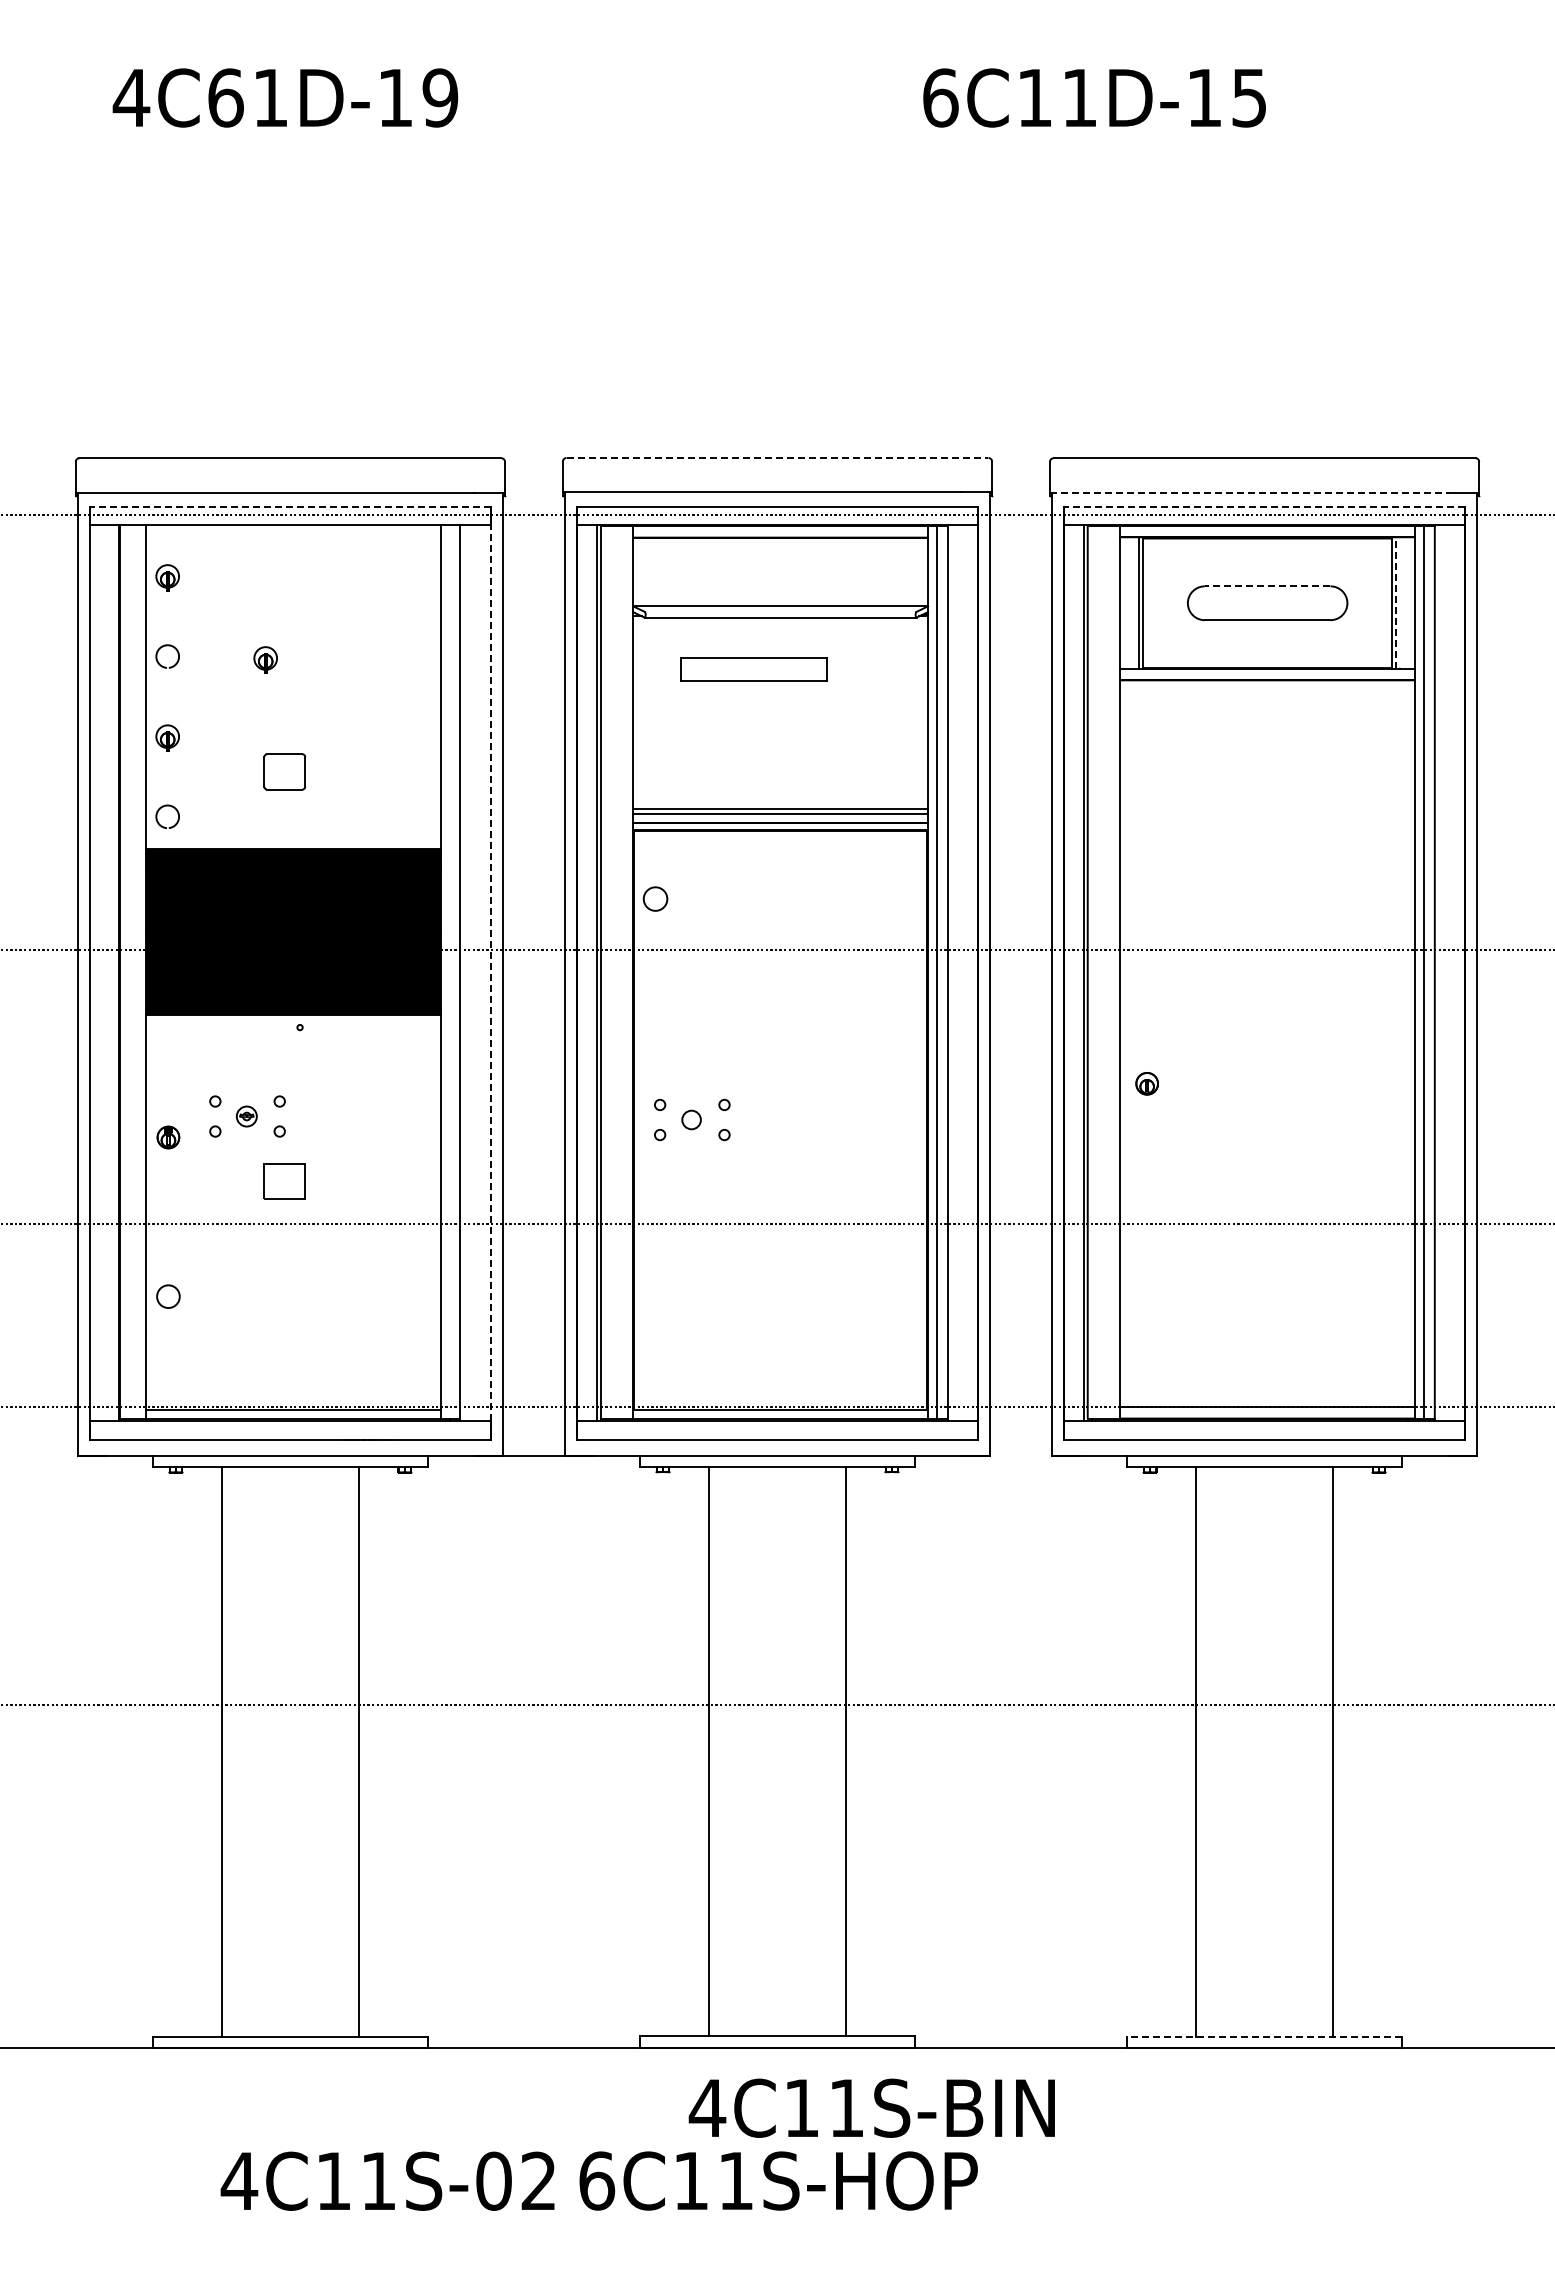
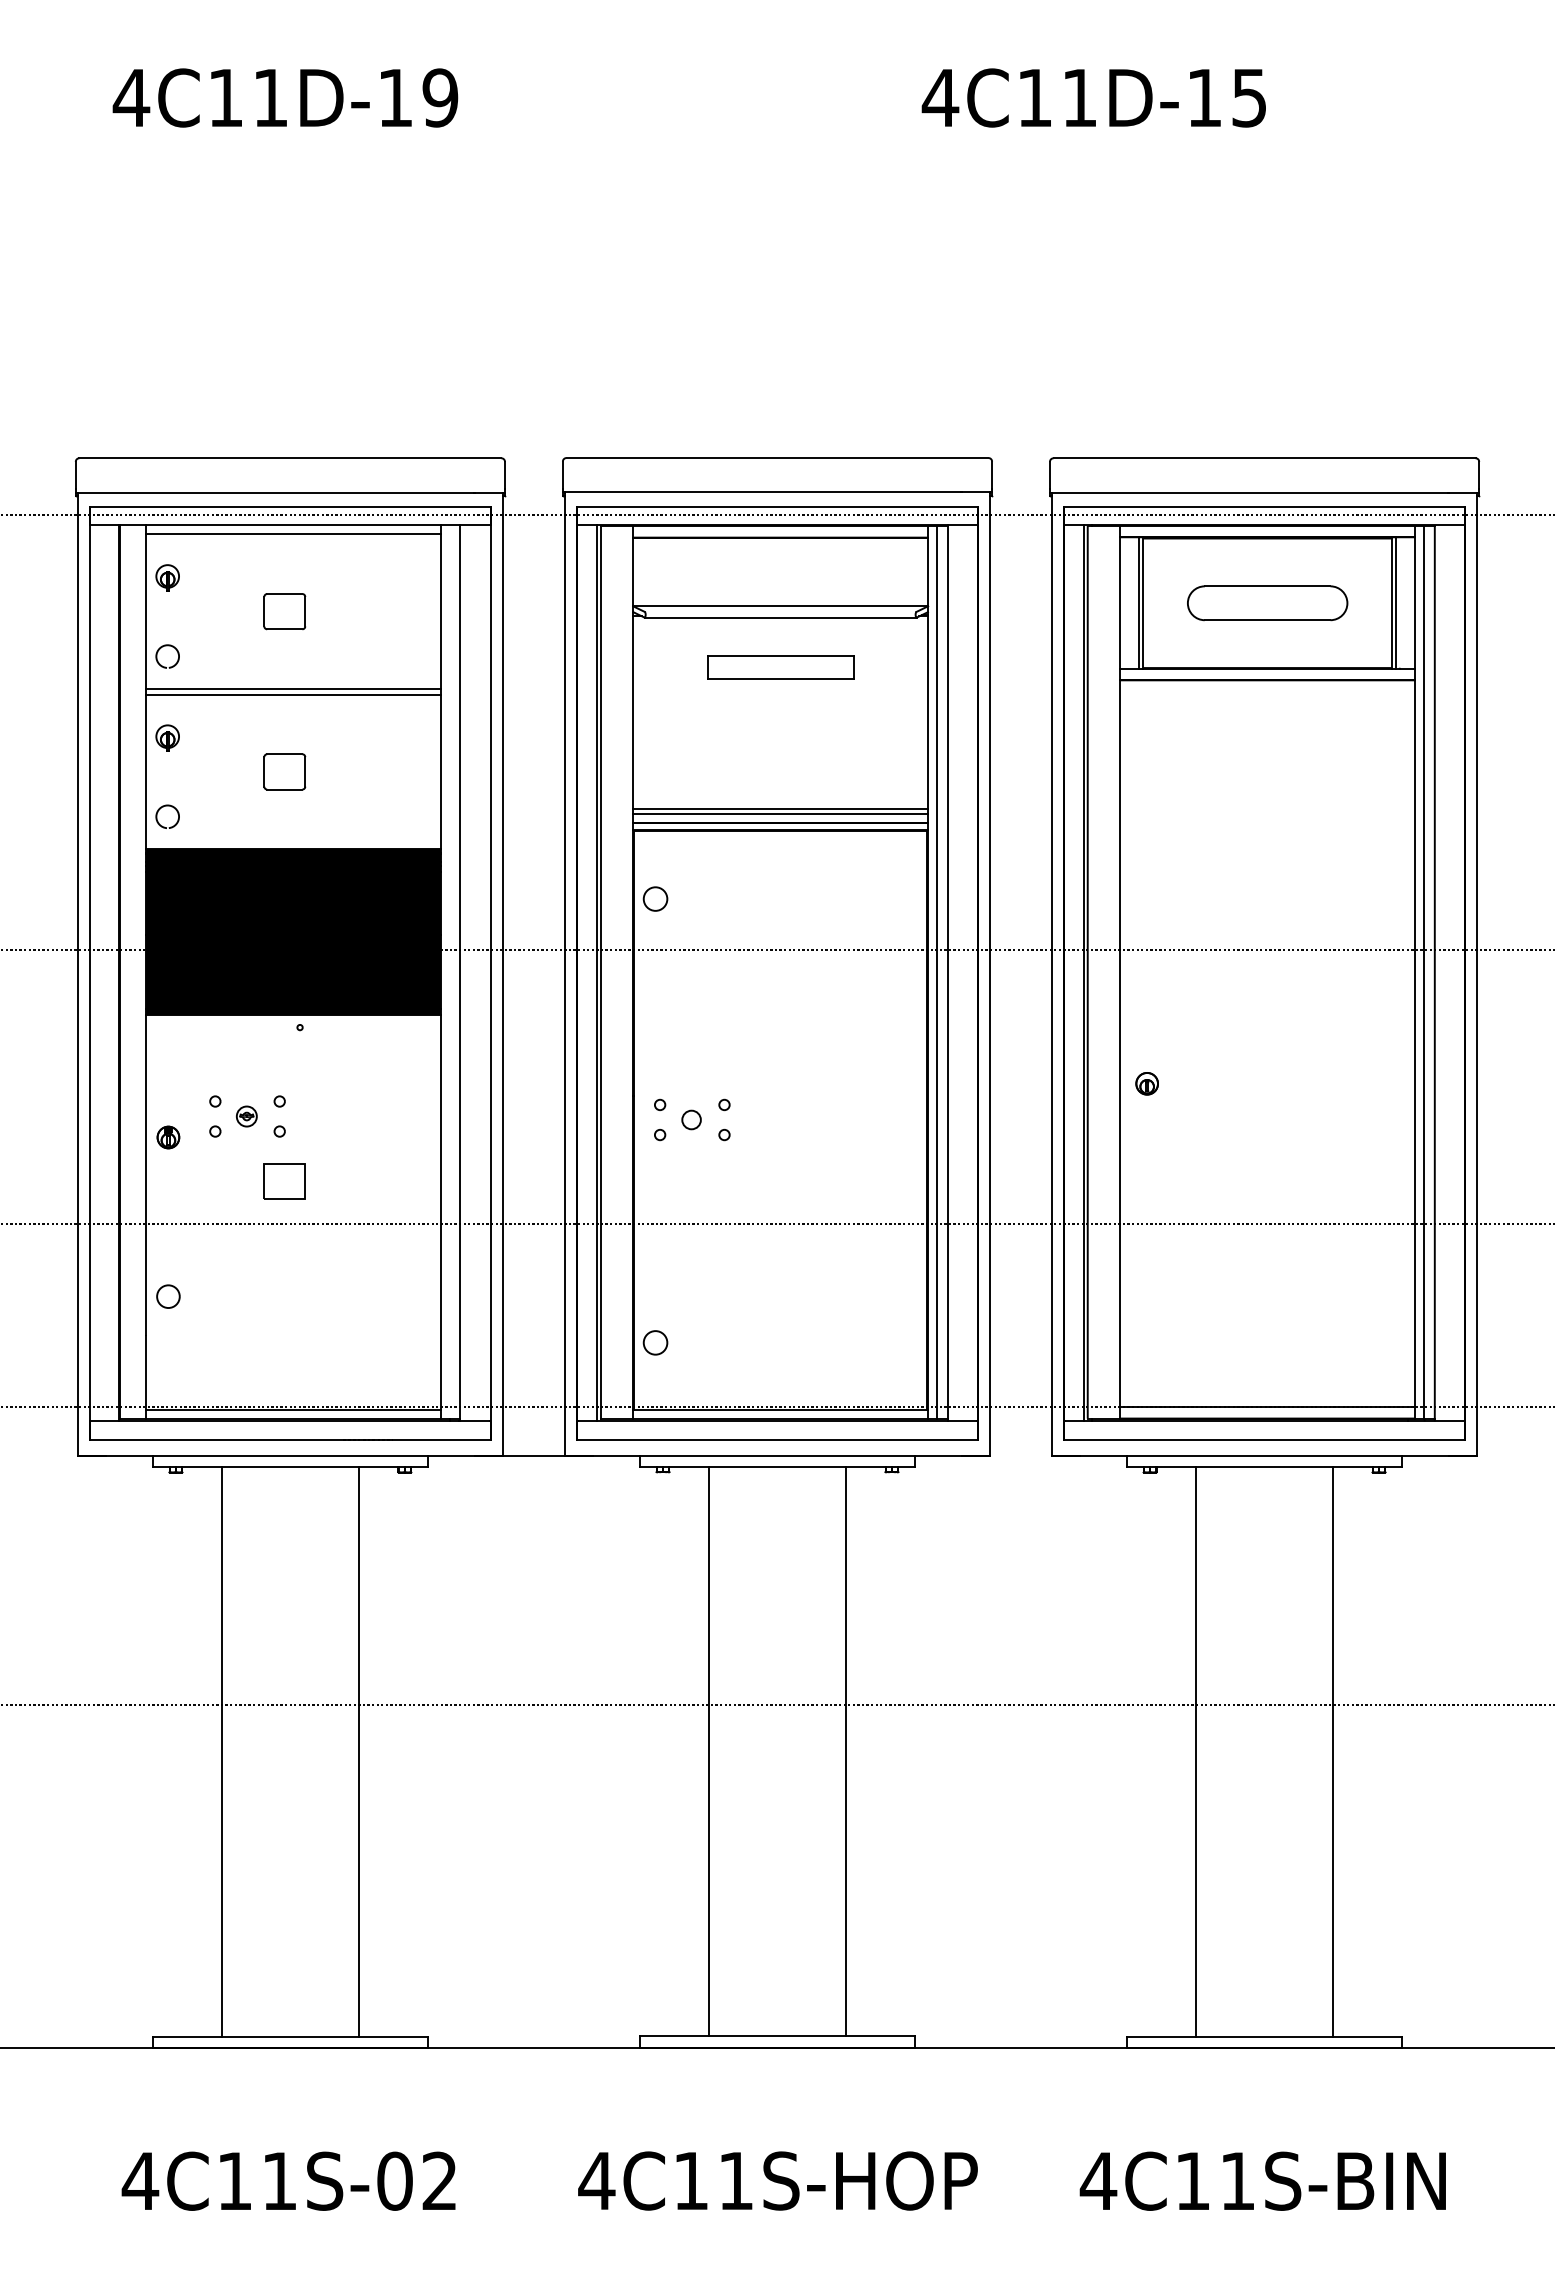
text: 4C61D-19 -> 4C11D-19 (225, 97)
text: 6C11D-15 -> 4C11D-15 (940, 97)
line: dashed -> solid (777, 458)
line: dashed -> solid (1249, 492)
line: dashed -> solid (289, 506)
line: dashed -> solid (1264, 506)
line: none -> present (293, 534)
line: dashed -> solid (1267, 586)
line: dashed -> solid (1396, 603)
part: none -> present (284, 611)
part: present -> none (265, 659)
part position: (753, 669) -> (780, 667) (780, 667)
line: none -> present (293, 688)
line: none -> present (293, 694)
line: dashed -> solid (490, 972)
circle: none -> present (655, 1342)
line: dashed -> solid (1264, 2036)
text position: (871, 2107) -> (1262, 2180) (1262, 2180)
text position: (387, 2180) -> (288, 2180) (288, 2180)
text: 6C11S-HOP -> 4C11S-HOP (596, 2180)
